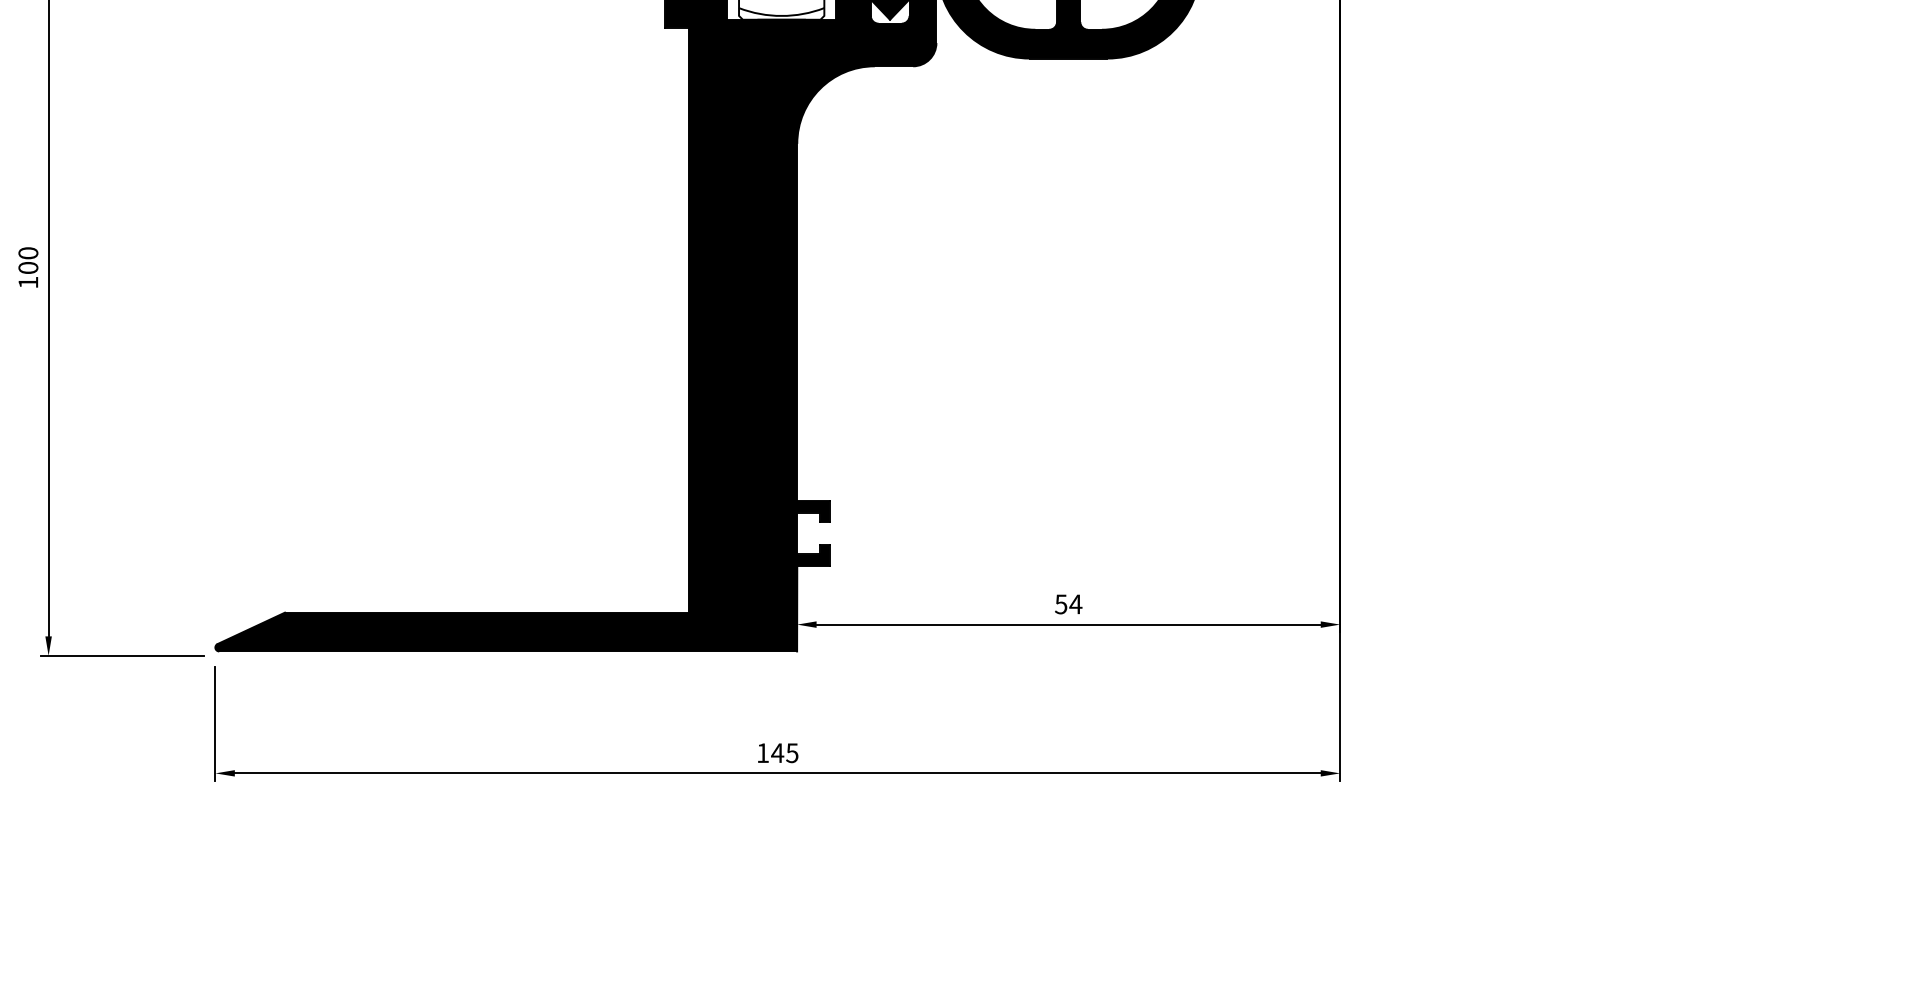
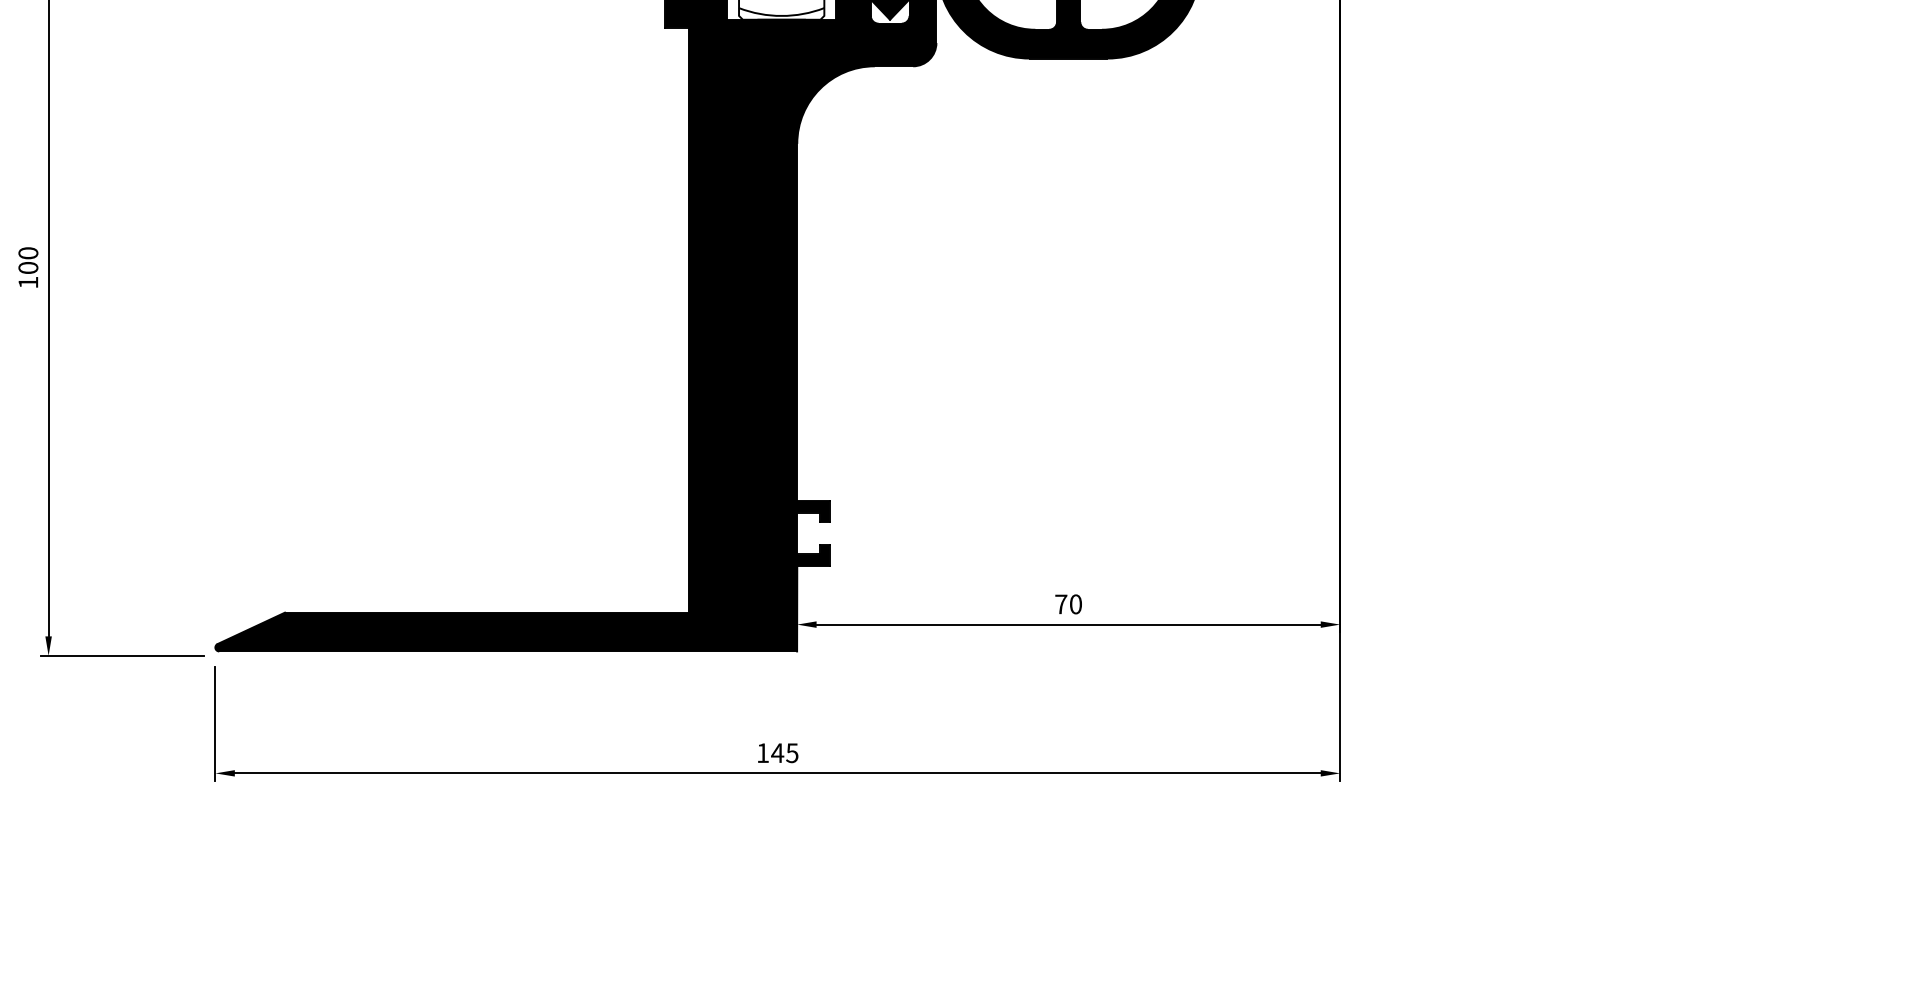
text: 54 -> 70 (1068, 604)
